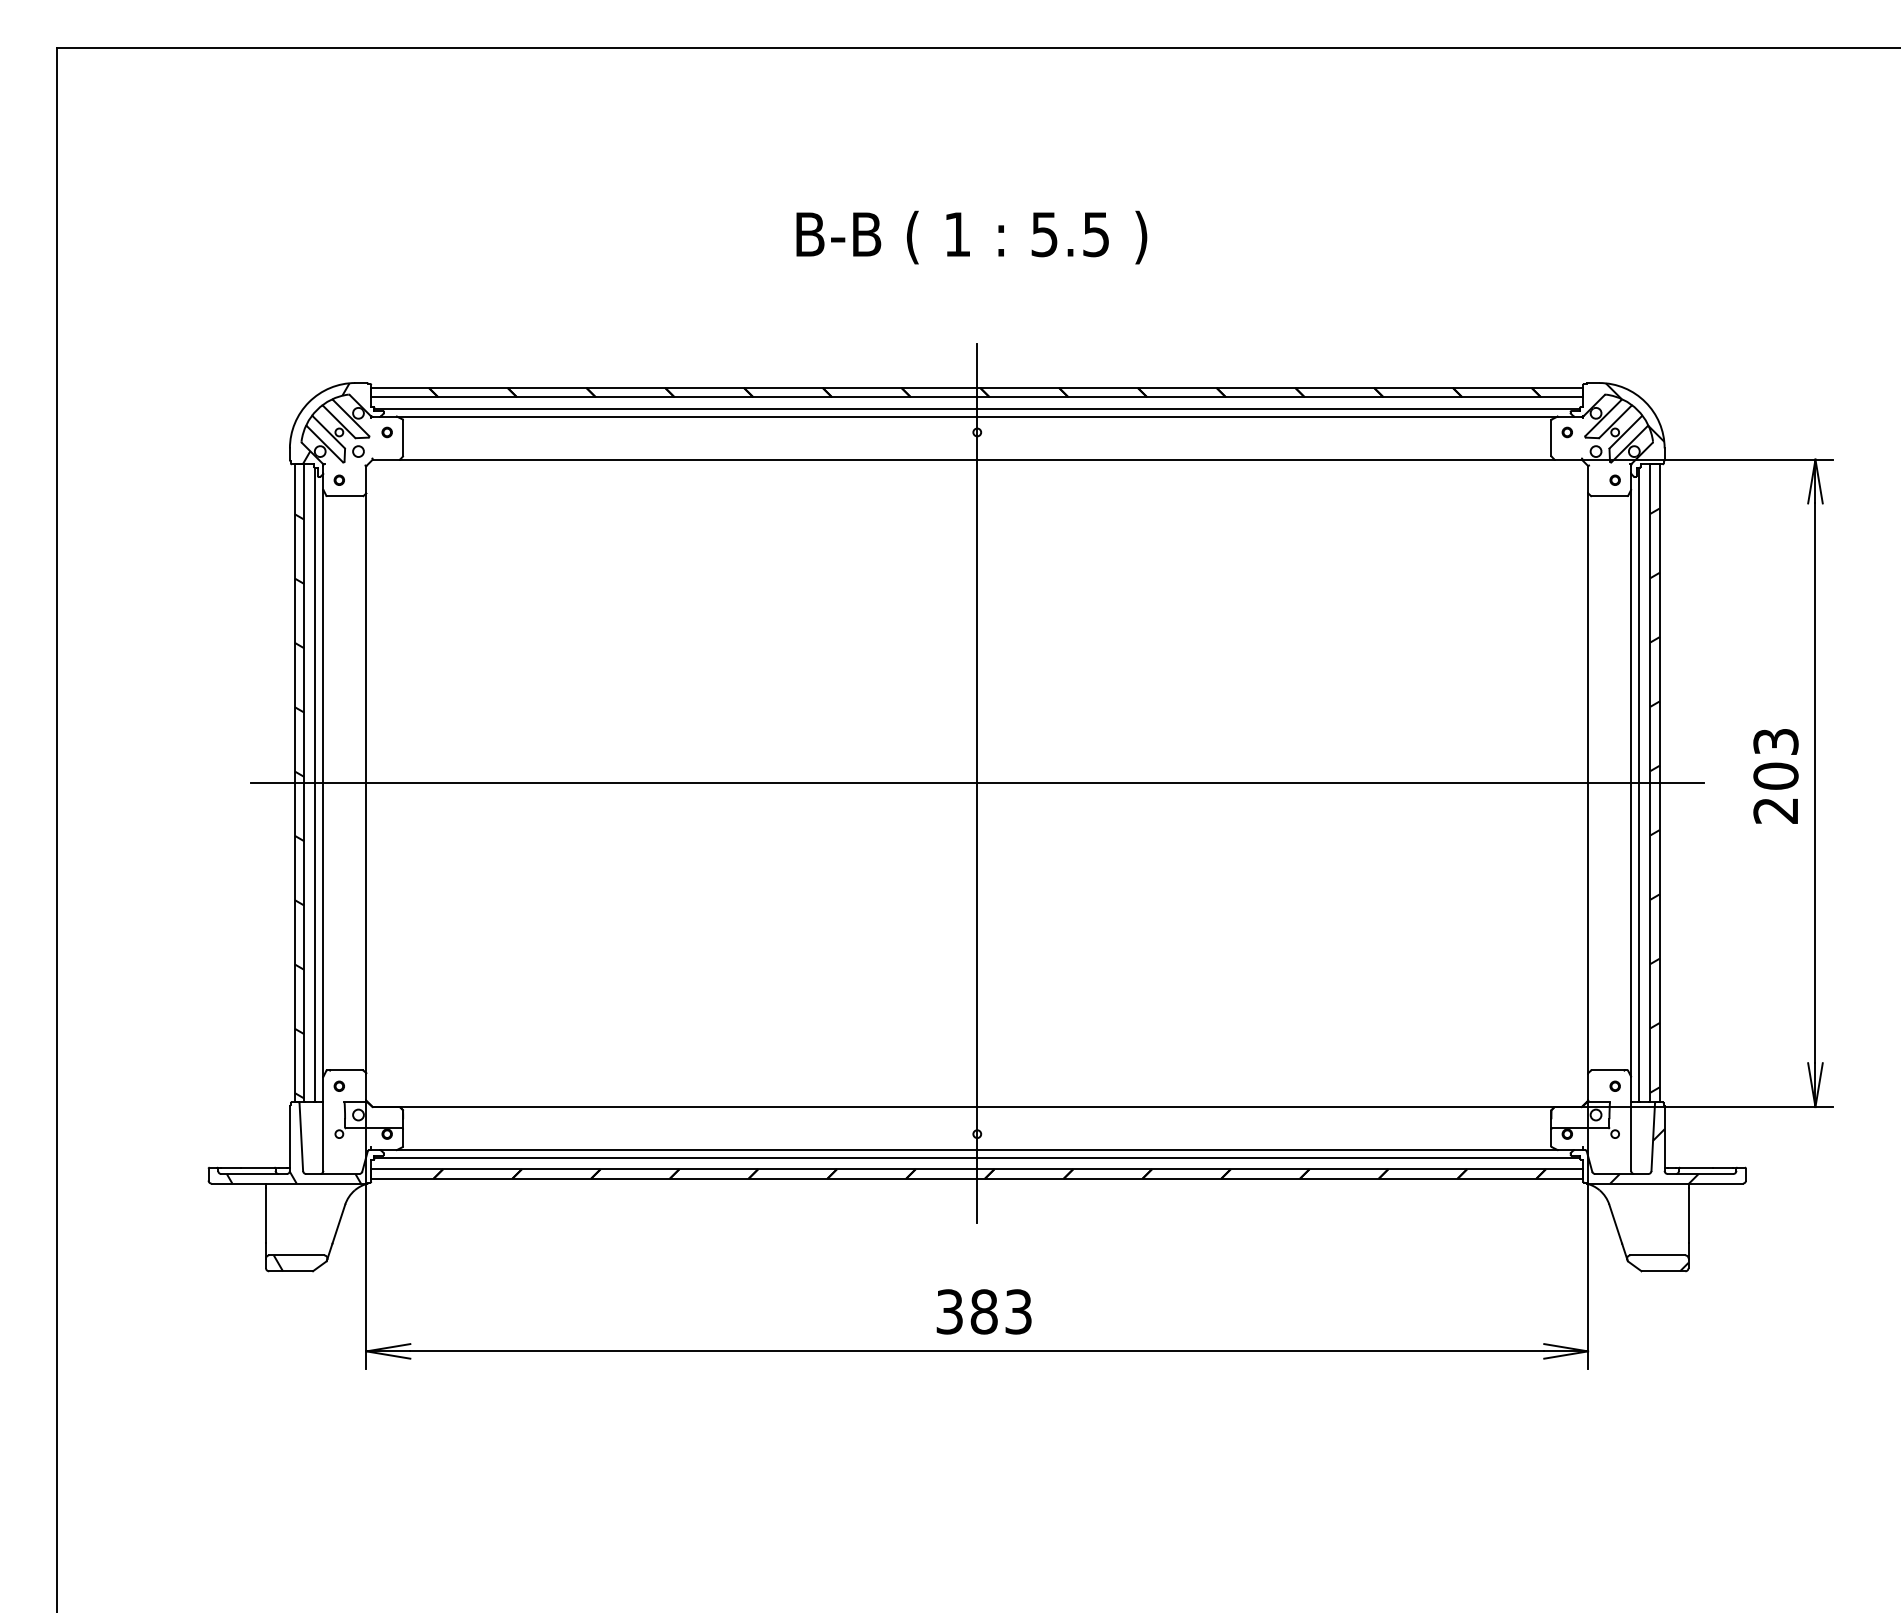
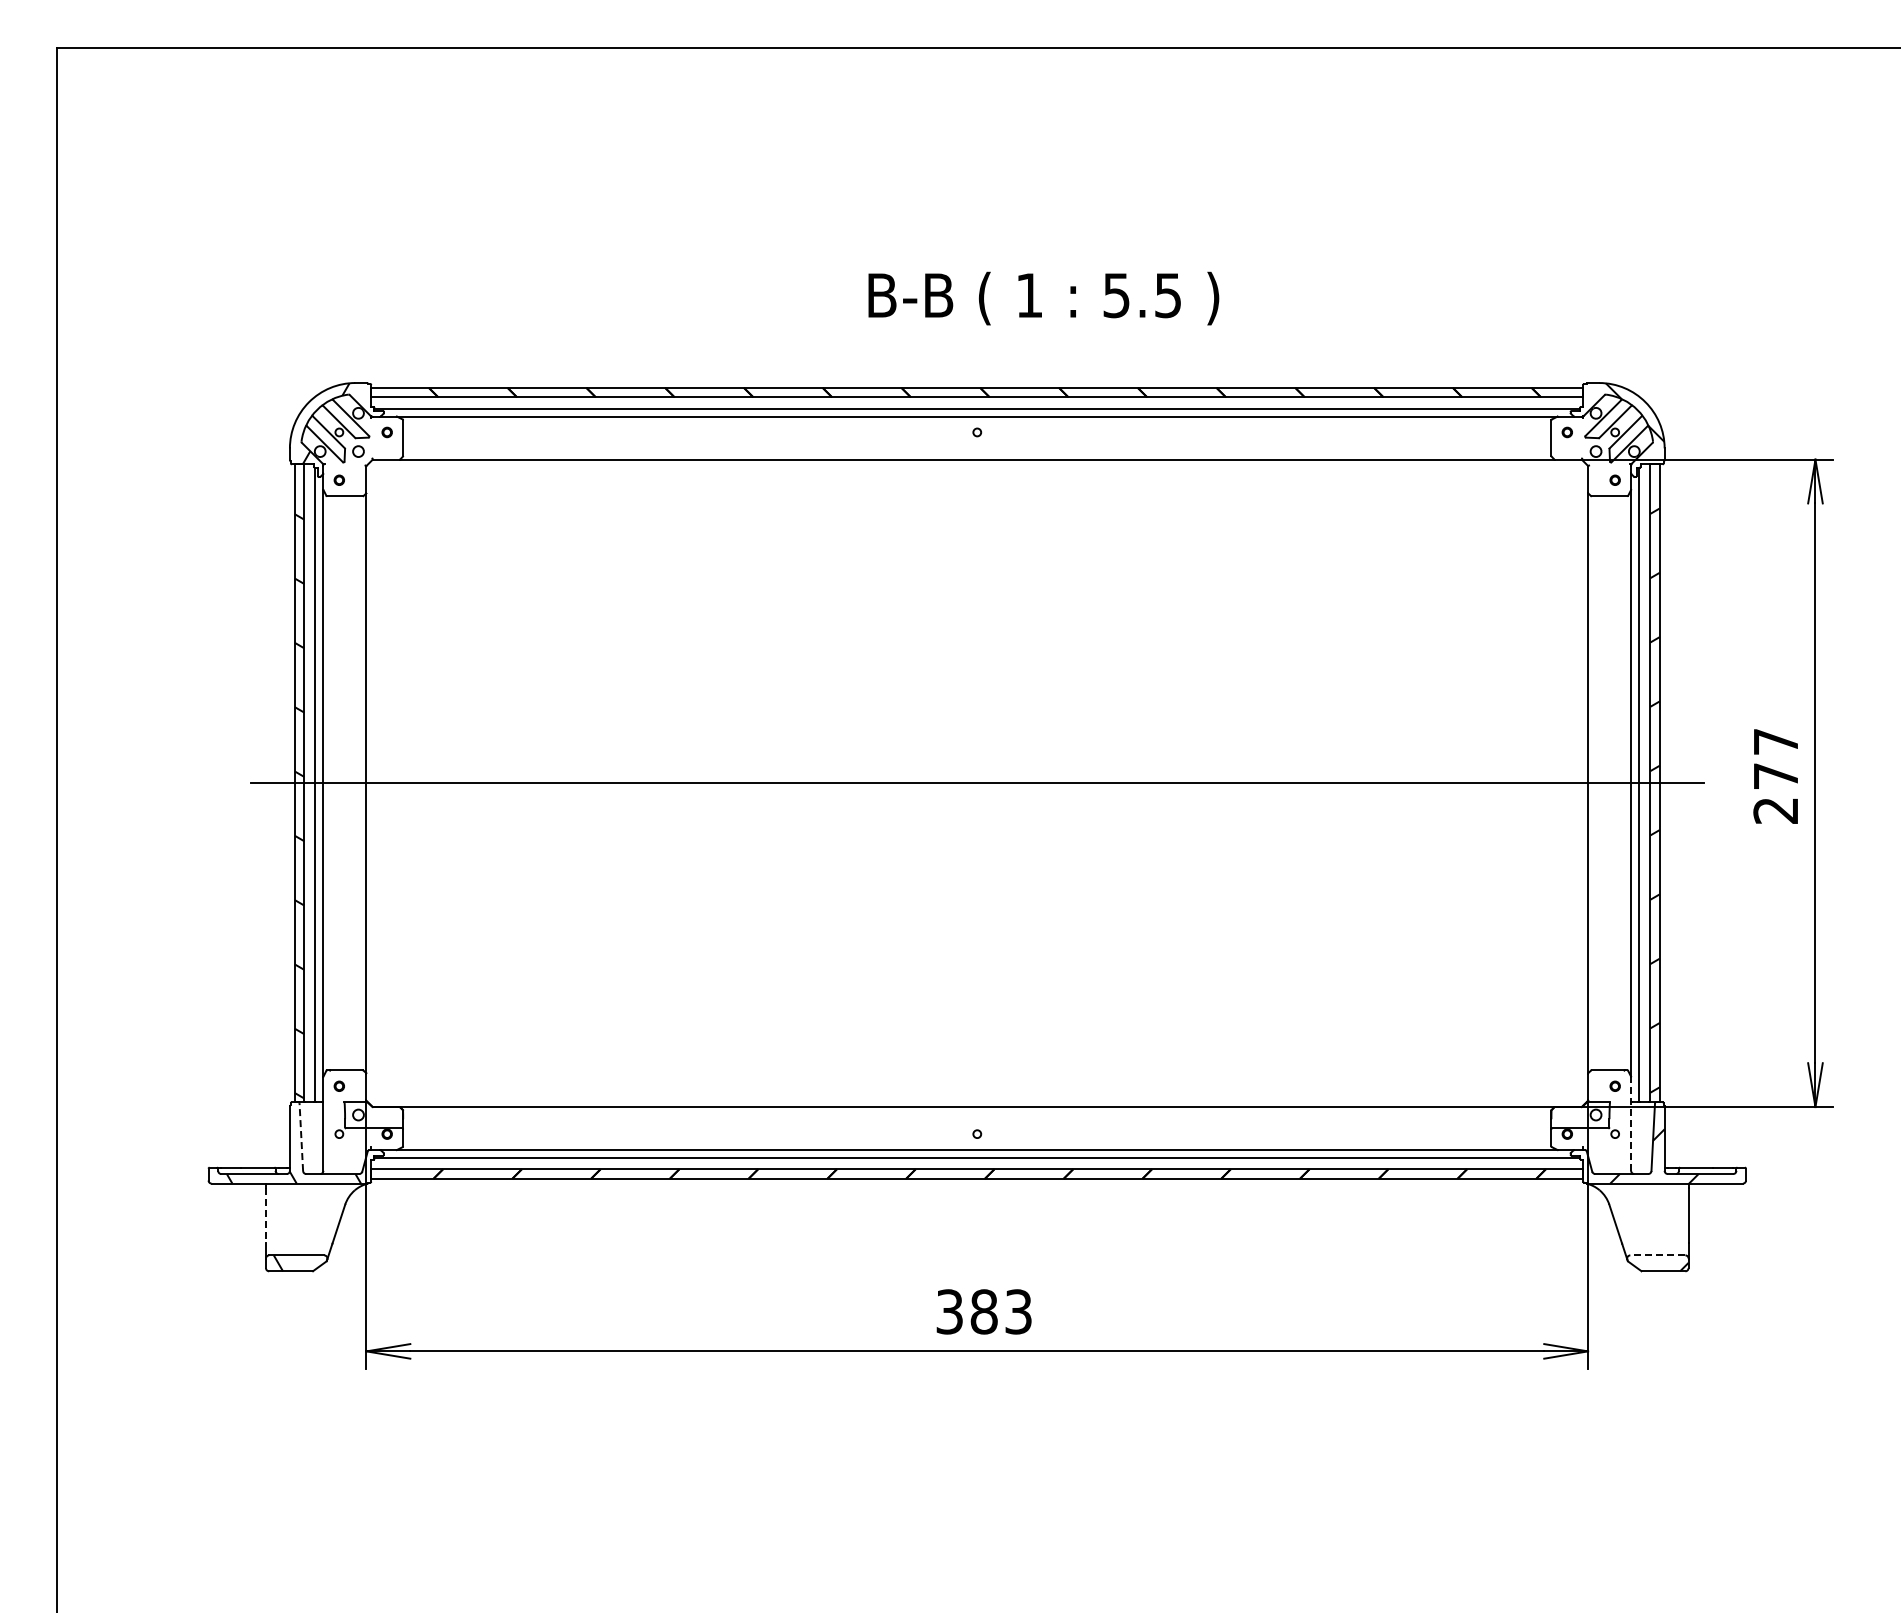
text position: (971, 237) -> (1043, 298) (1043, 298)
text: 203 -> 277 (1775, 759)
line: present -> none (977, 782)
line: solid -> dashed (1631, 1123)
line: solid -> dashed (301, 1137)
line: solid -> dashed (266, 1215)
line: solid -> dashed (1657, 1255)
